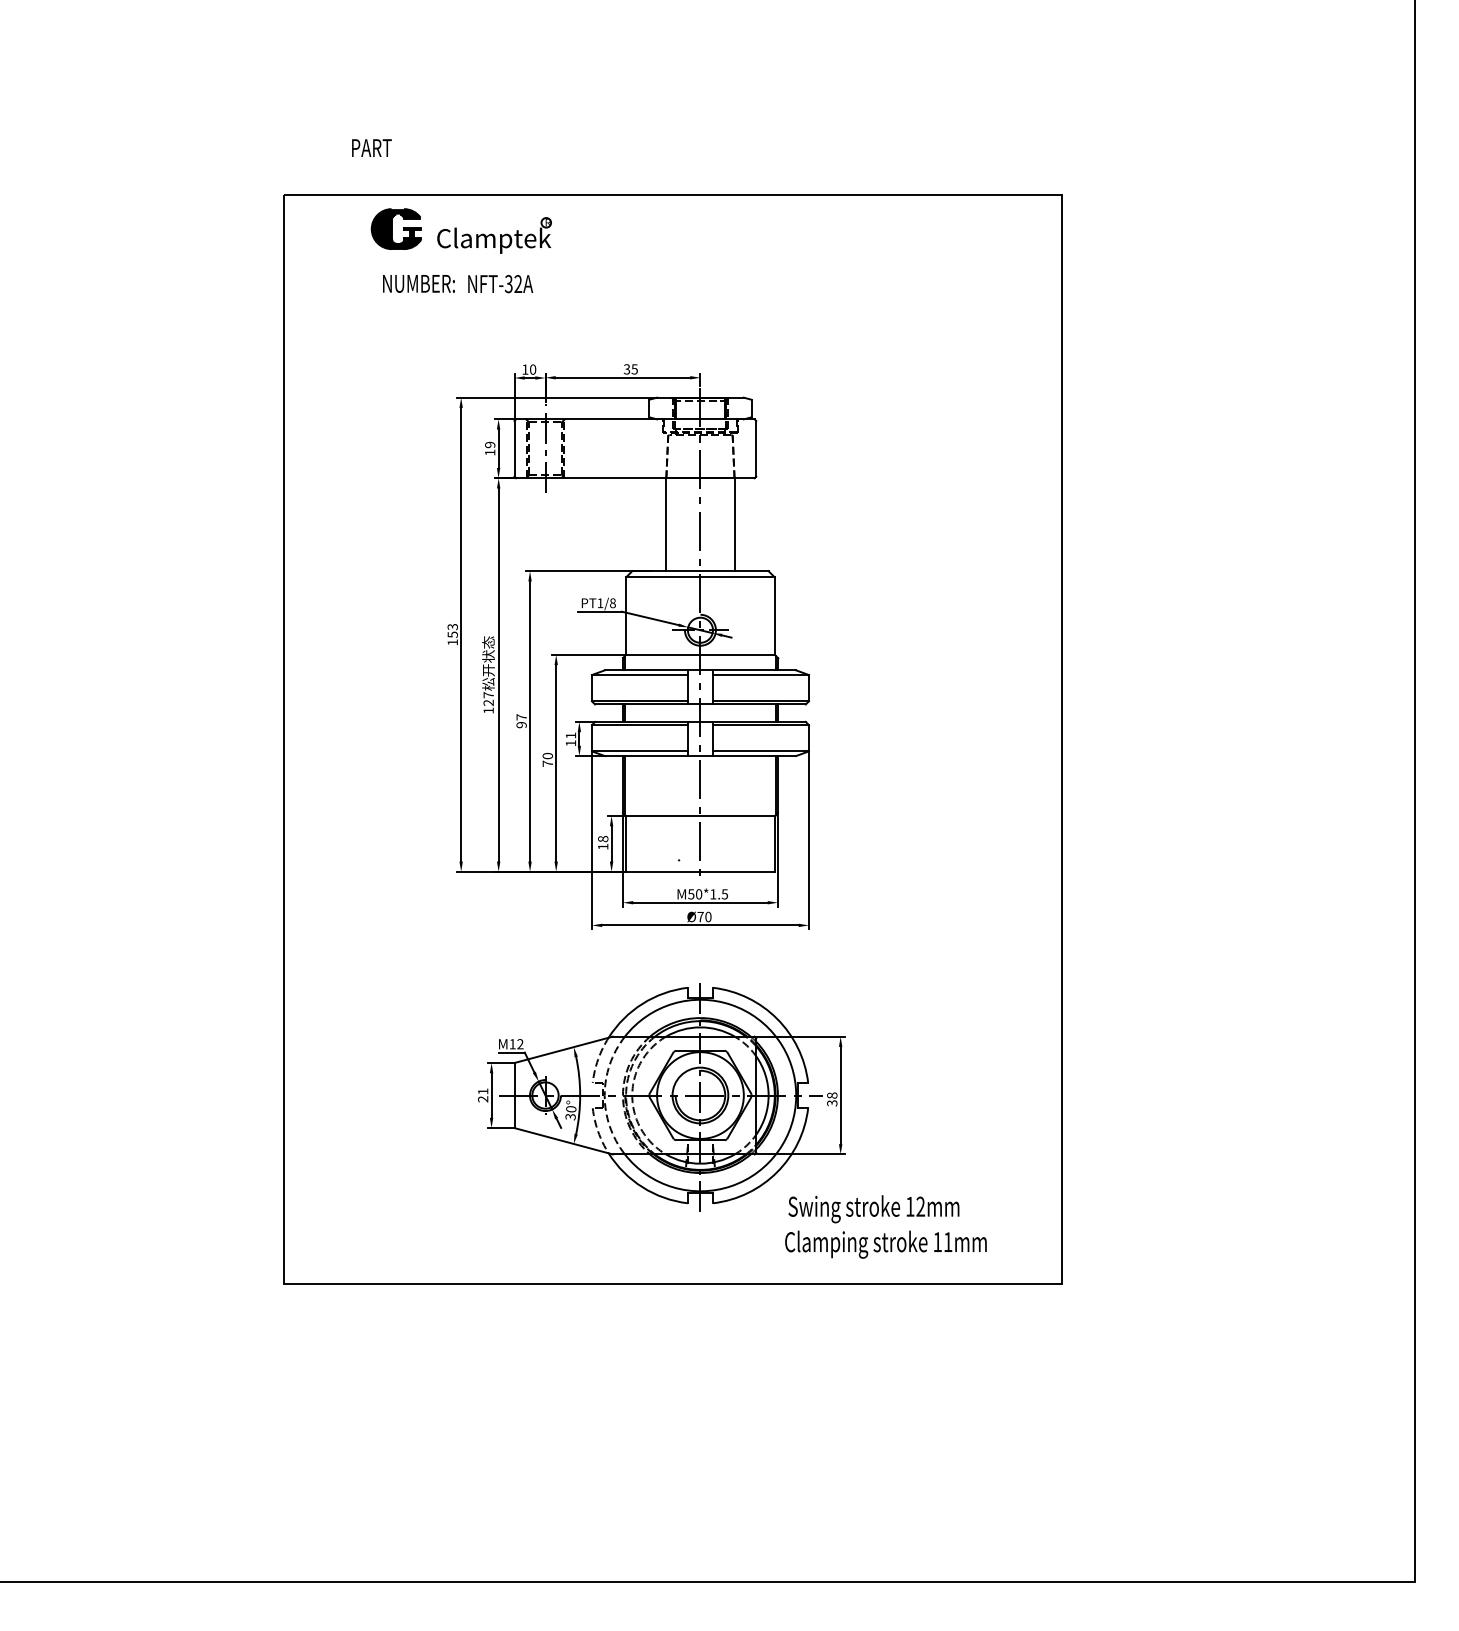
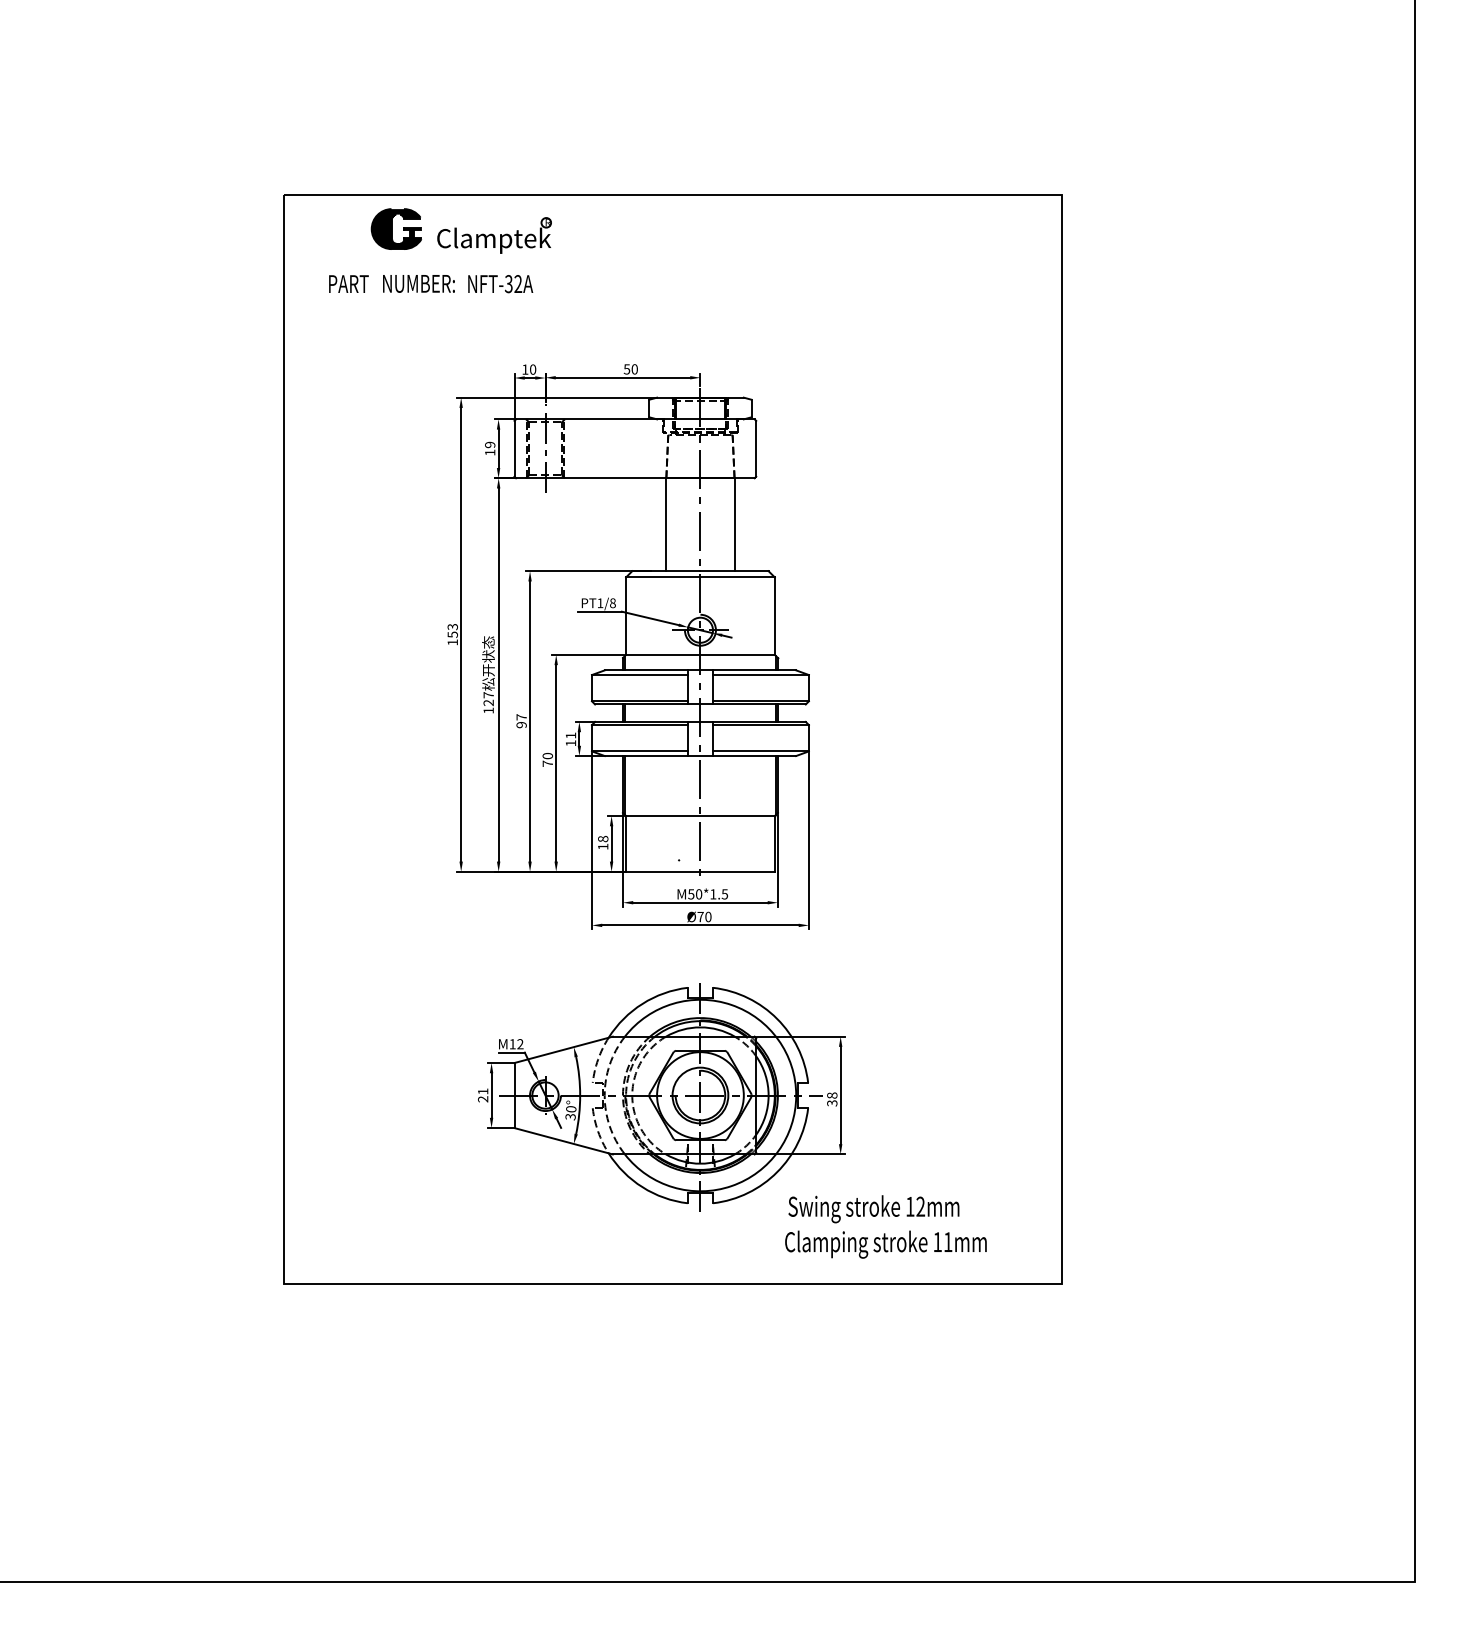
text position: (371, 147) -> (348, 283) (348, 283)
text: 35 -> 50 (630, 369)
